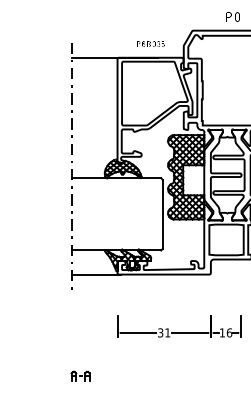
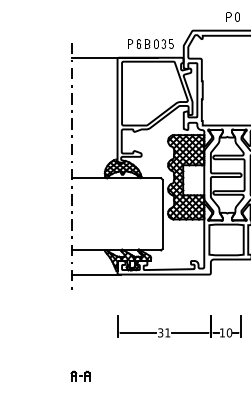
part size: 28x6 px -> 46x10 px (150, 43)
text: 16 -> 10 (229, 332)
